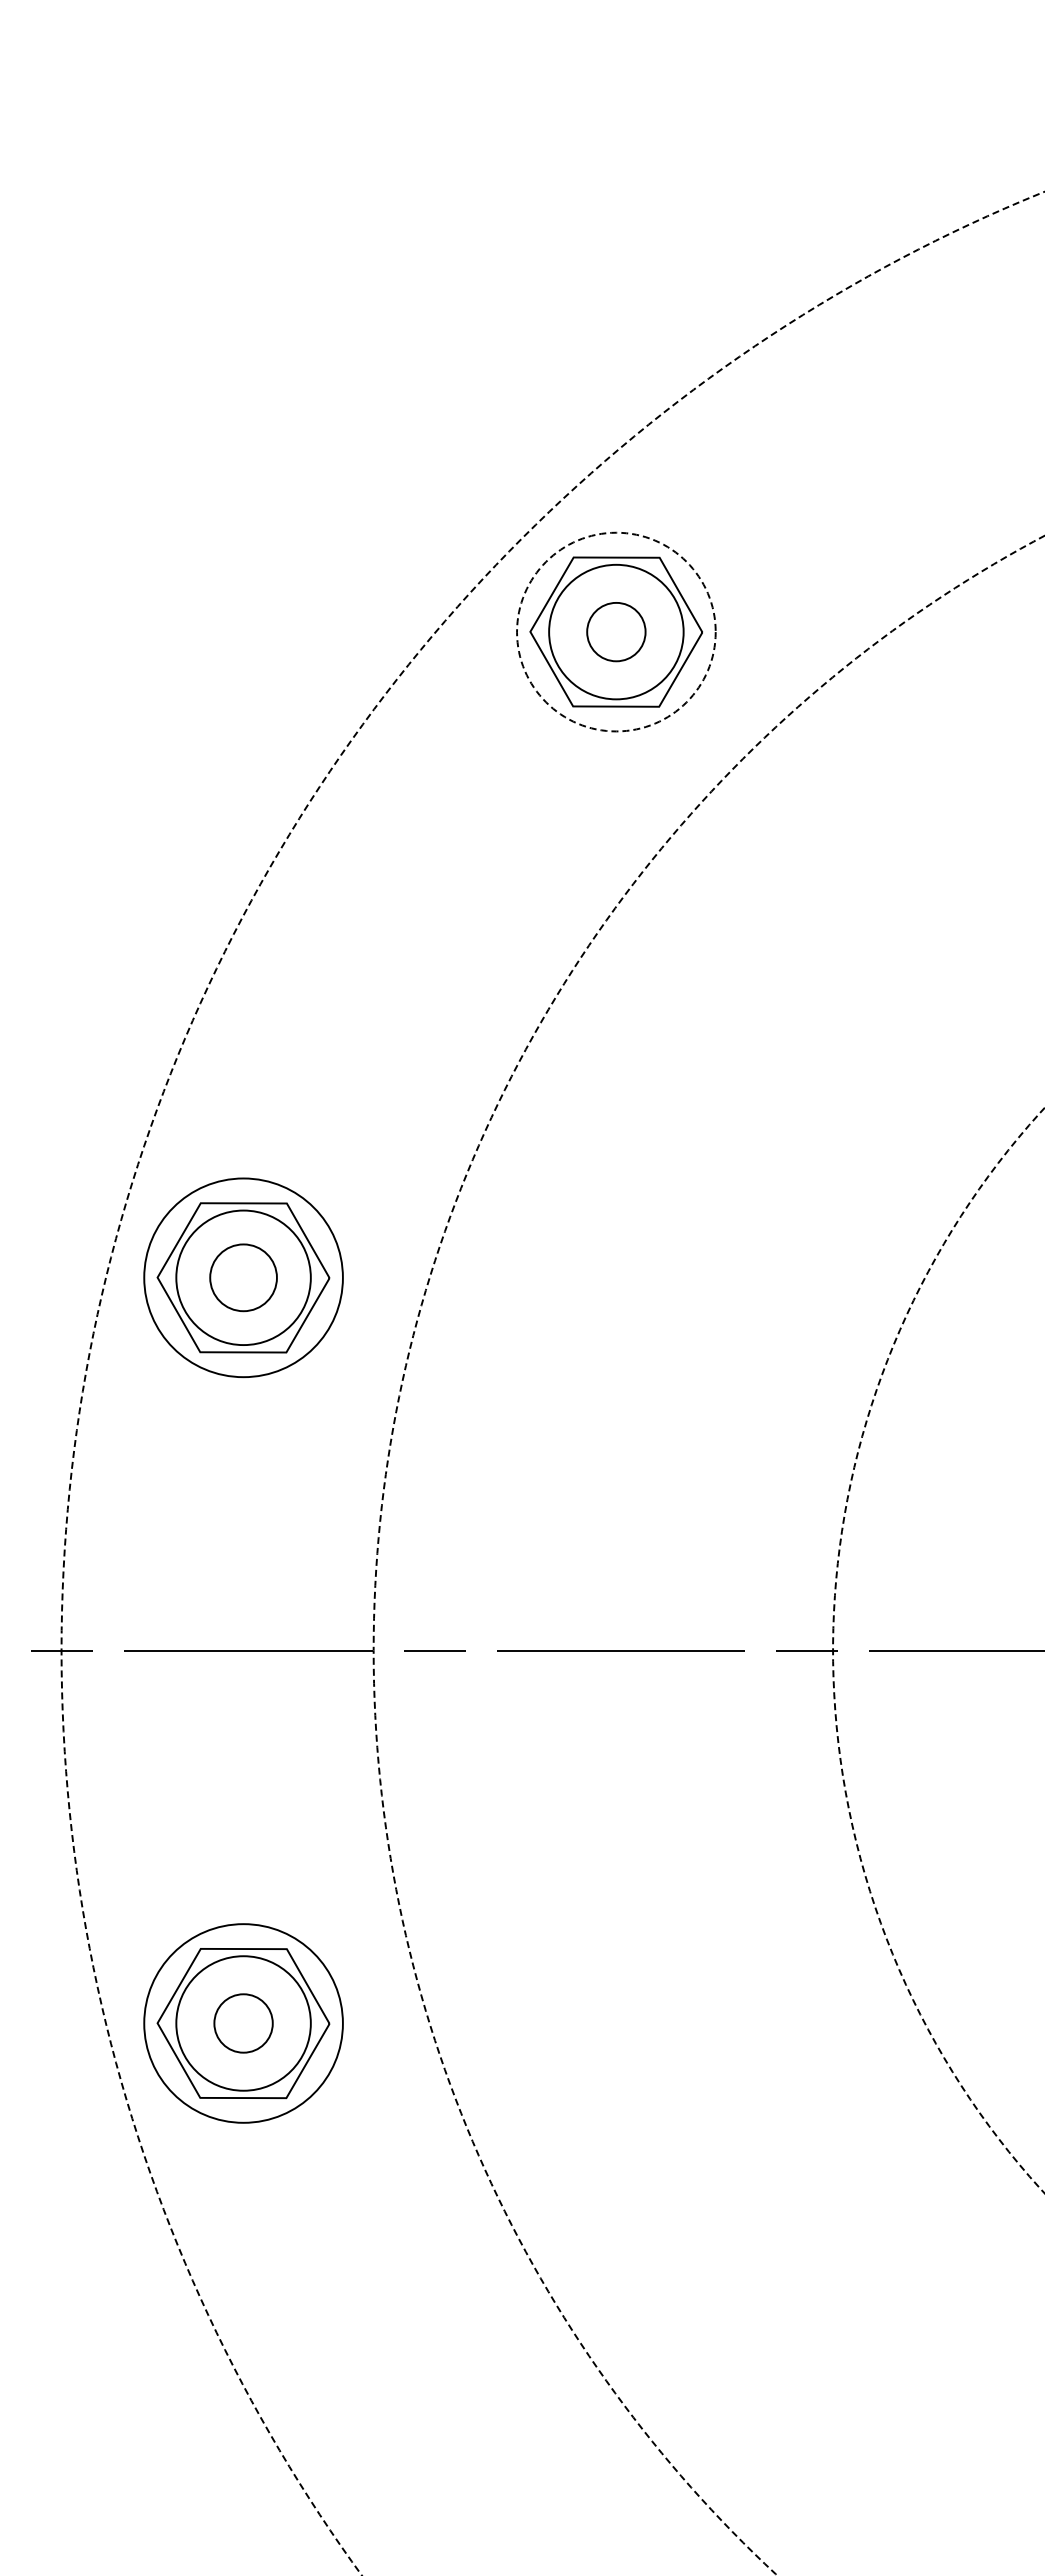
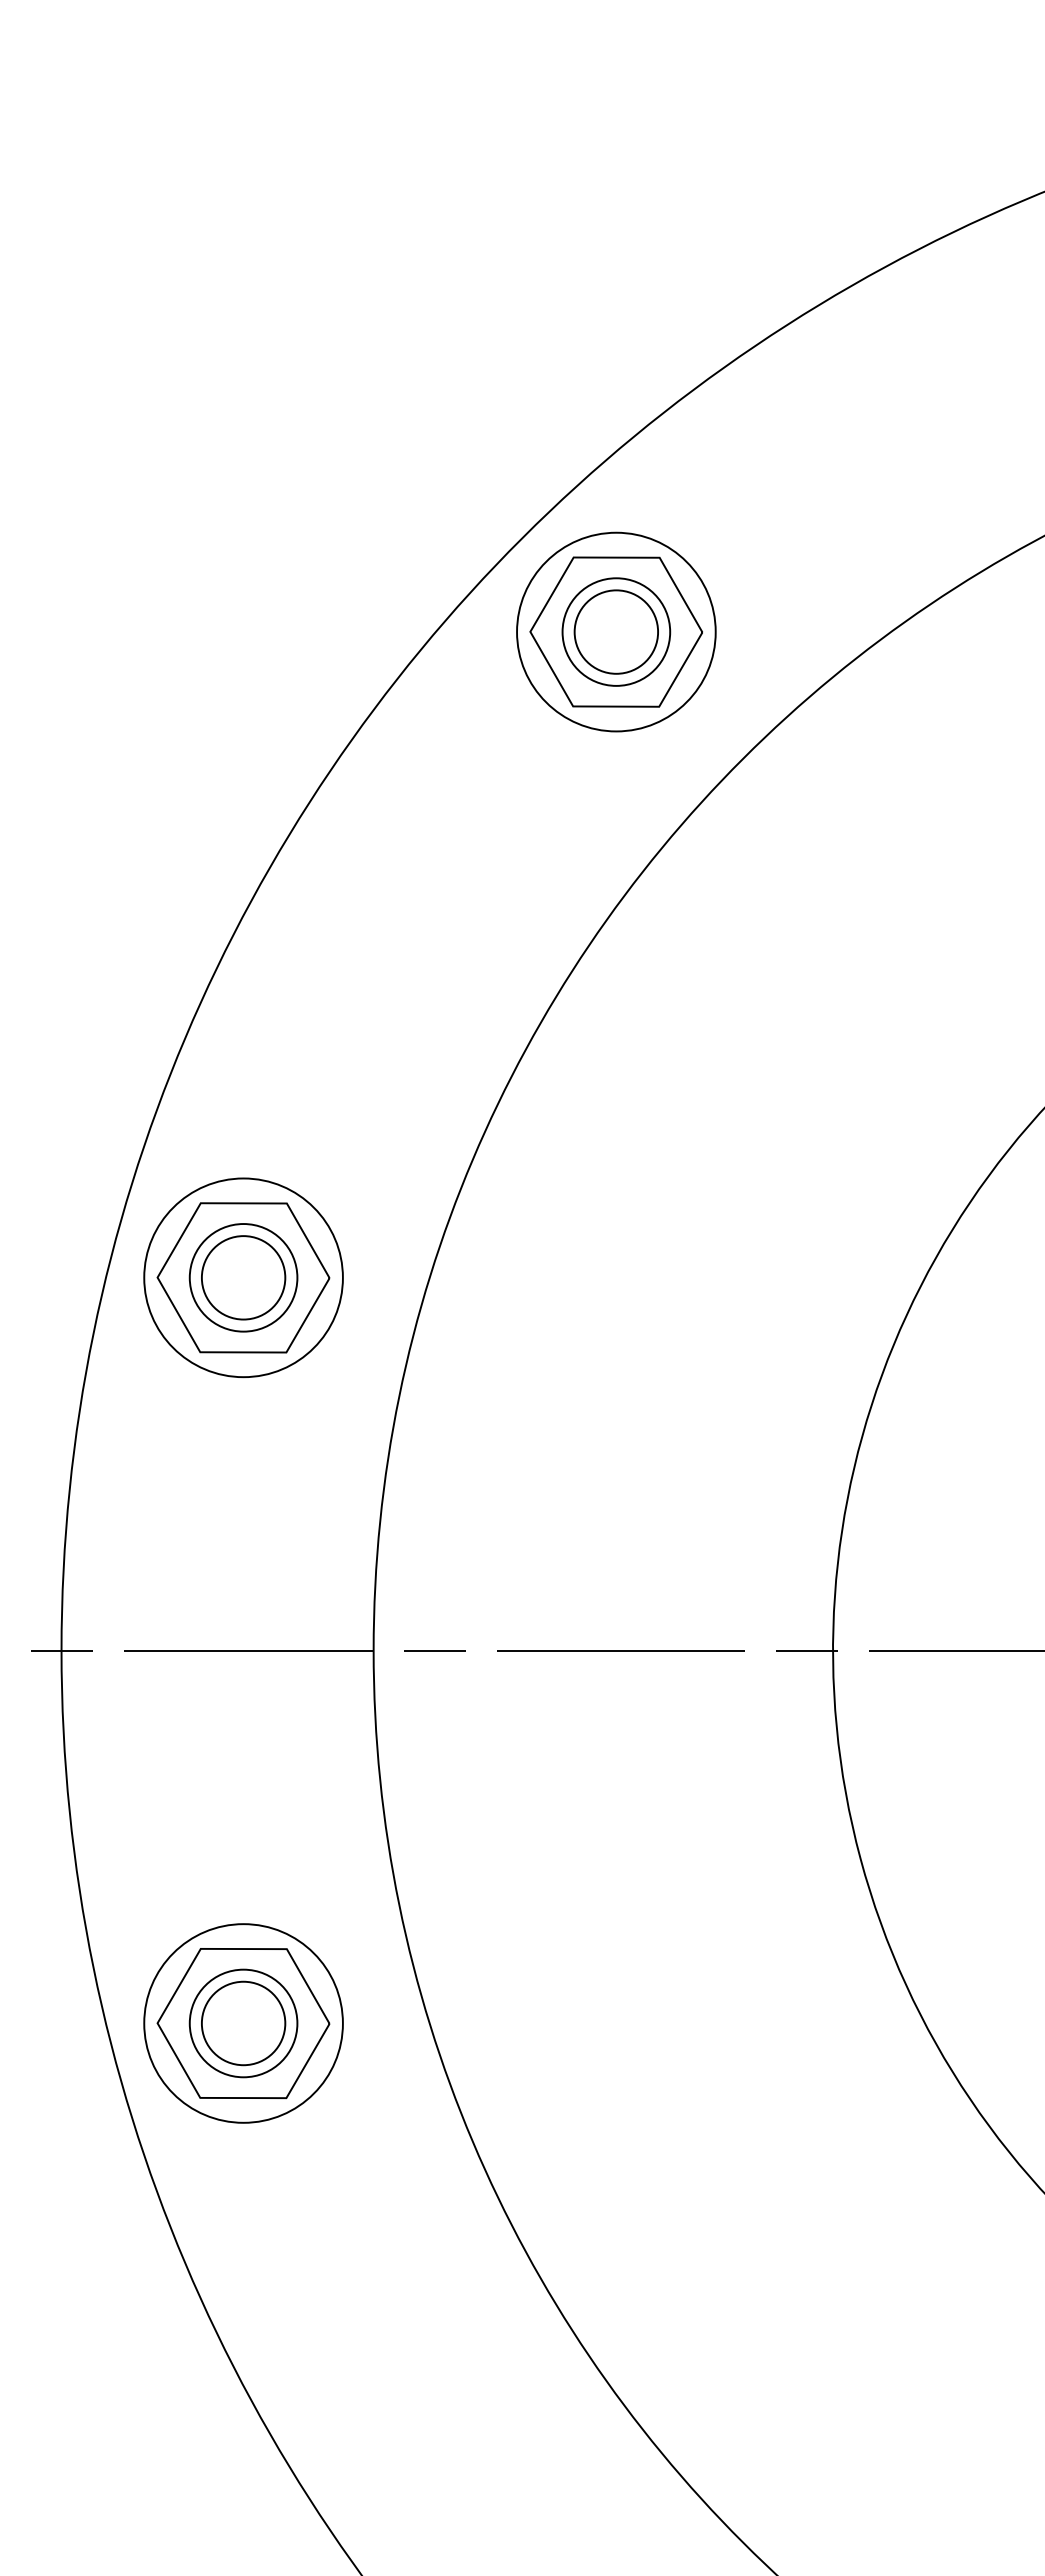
circle diameter: 135 px -> 108 px (616, 631)
circle diameter: 58 px -> 83 px (616, 631)
circle: dashed -> solid (616, 631)
circle diameter: 135 px -> 108 px (243, 1277)
circle diameter: 67 px -> 83 px (243, 1277)
circle: dashed -> solid (552, 1383)
circle: dashed -> solid (708, 1555)
arc: dashed -> solid (833, 1657)
circle diameter: 135 px -> 108 px (243, 2023)
circle diameter: 58 px -> 83 px (243, 2023)
